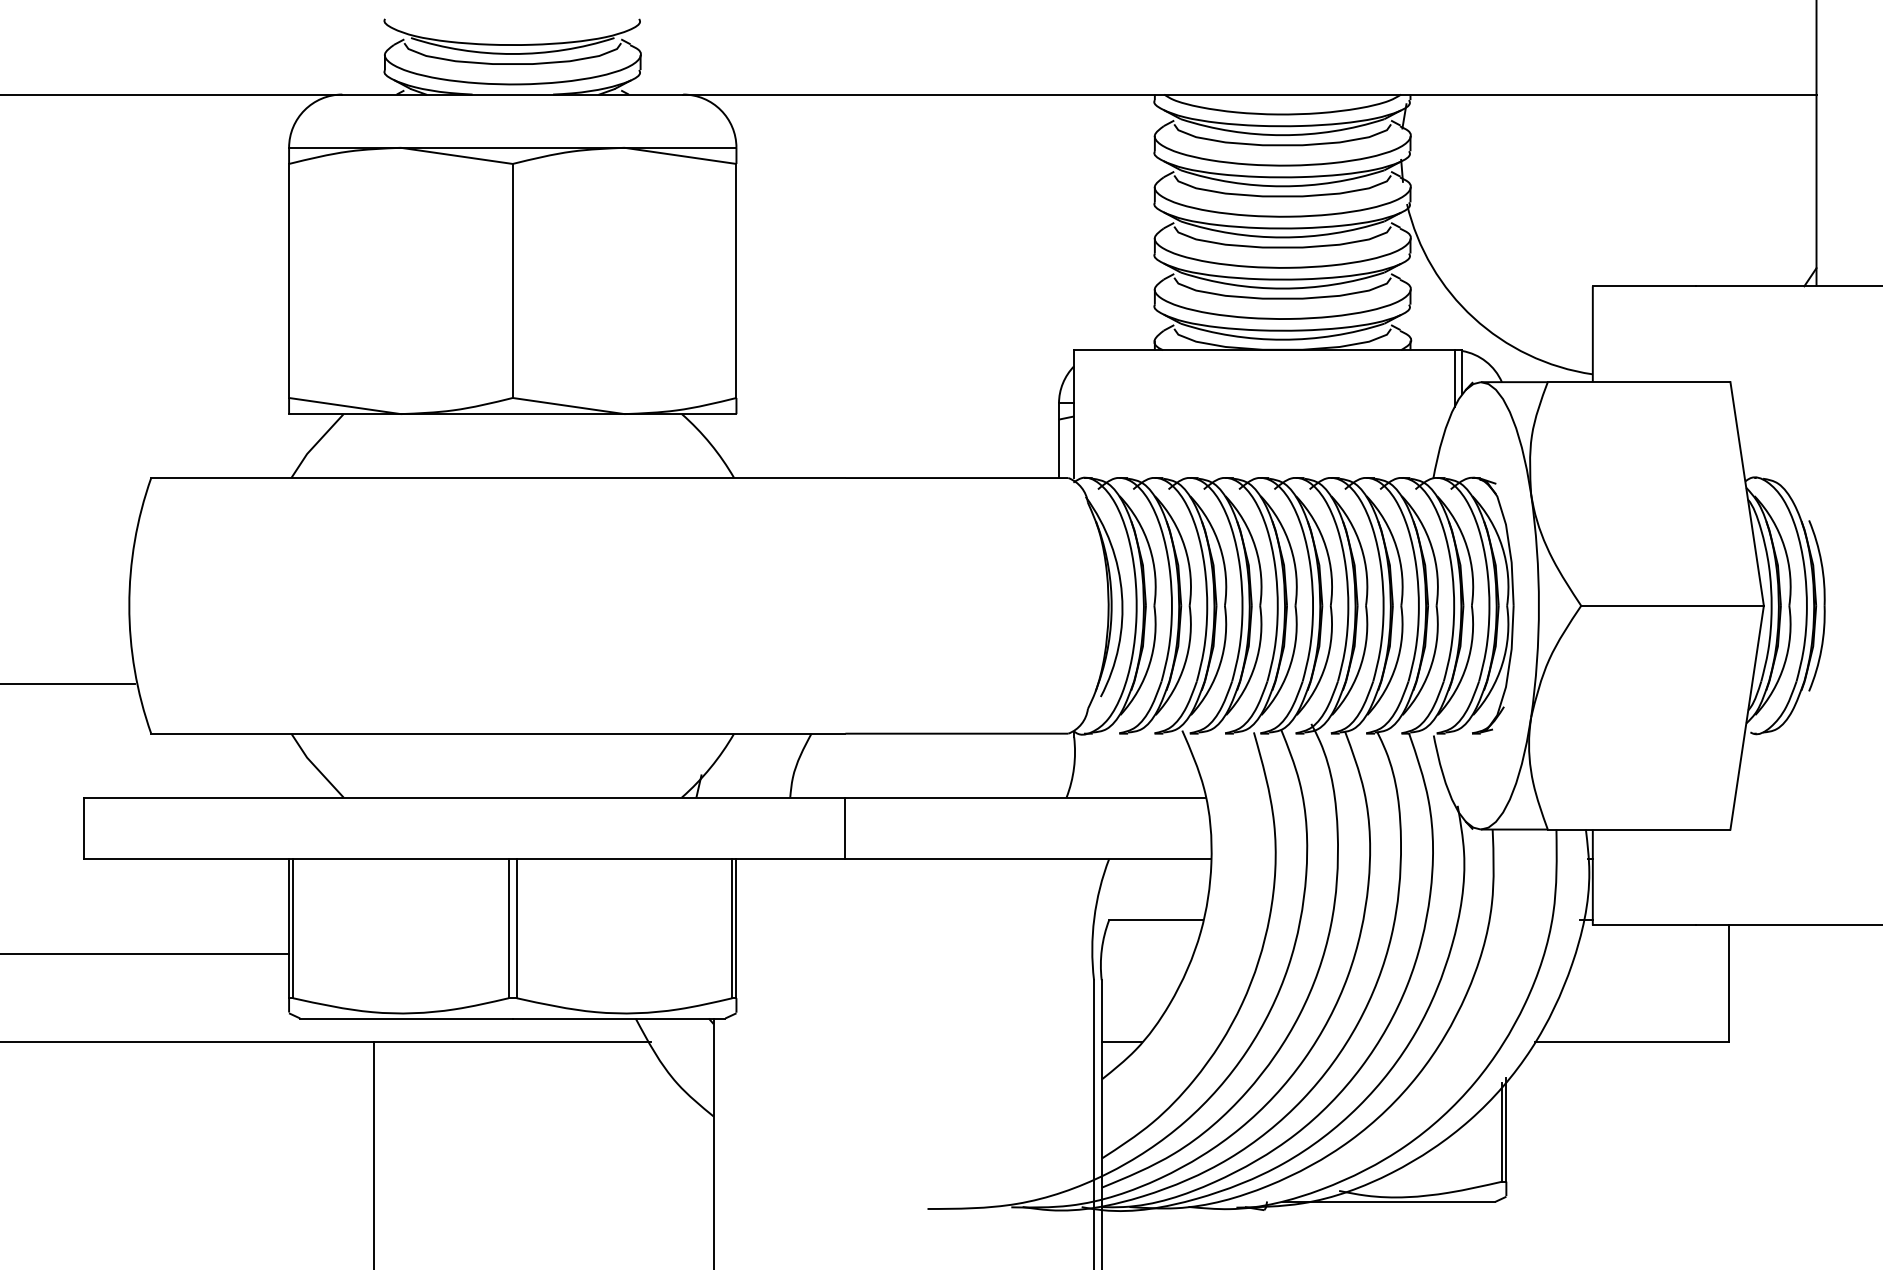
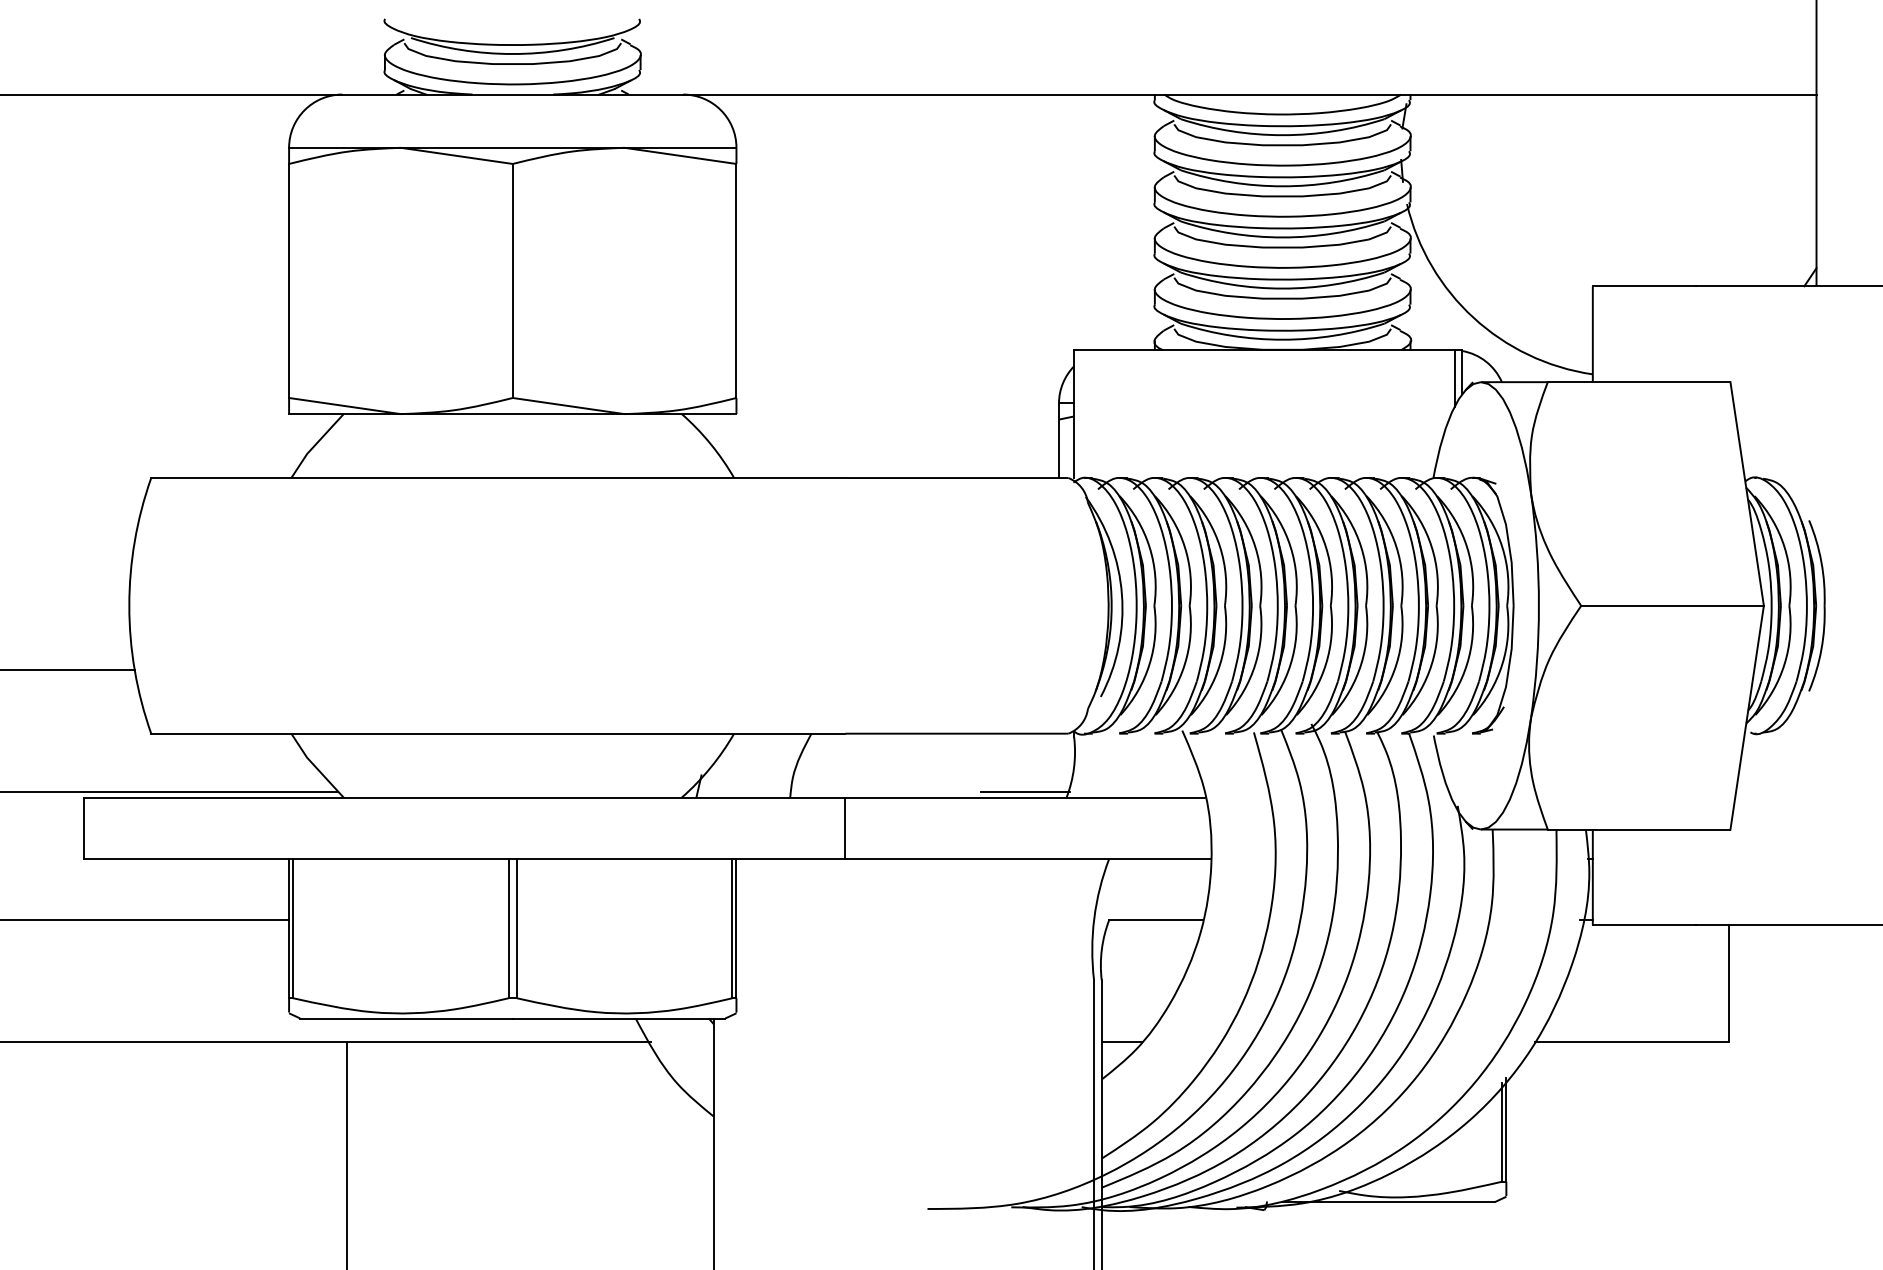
line position: (68, 683) -> (68, 669) (68, 669)
line: none -> present (169, 792)
line: none -> present (1024, 792)
line position: (145, 953) -> (145, 919) (145, 919)
line position: (373, 1154) -> (346, 1154) (346, 1154)
